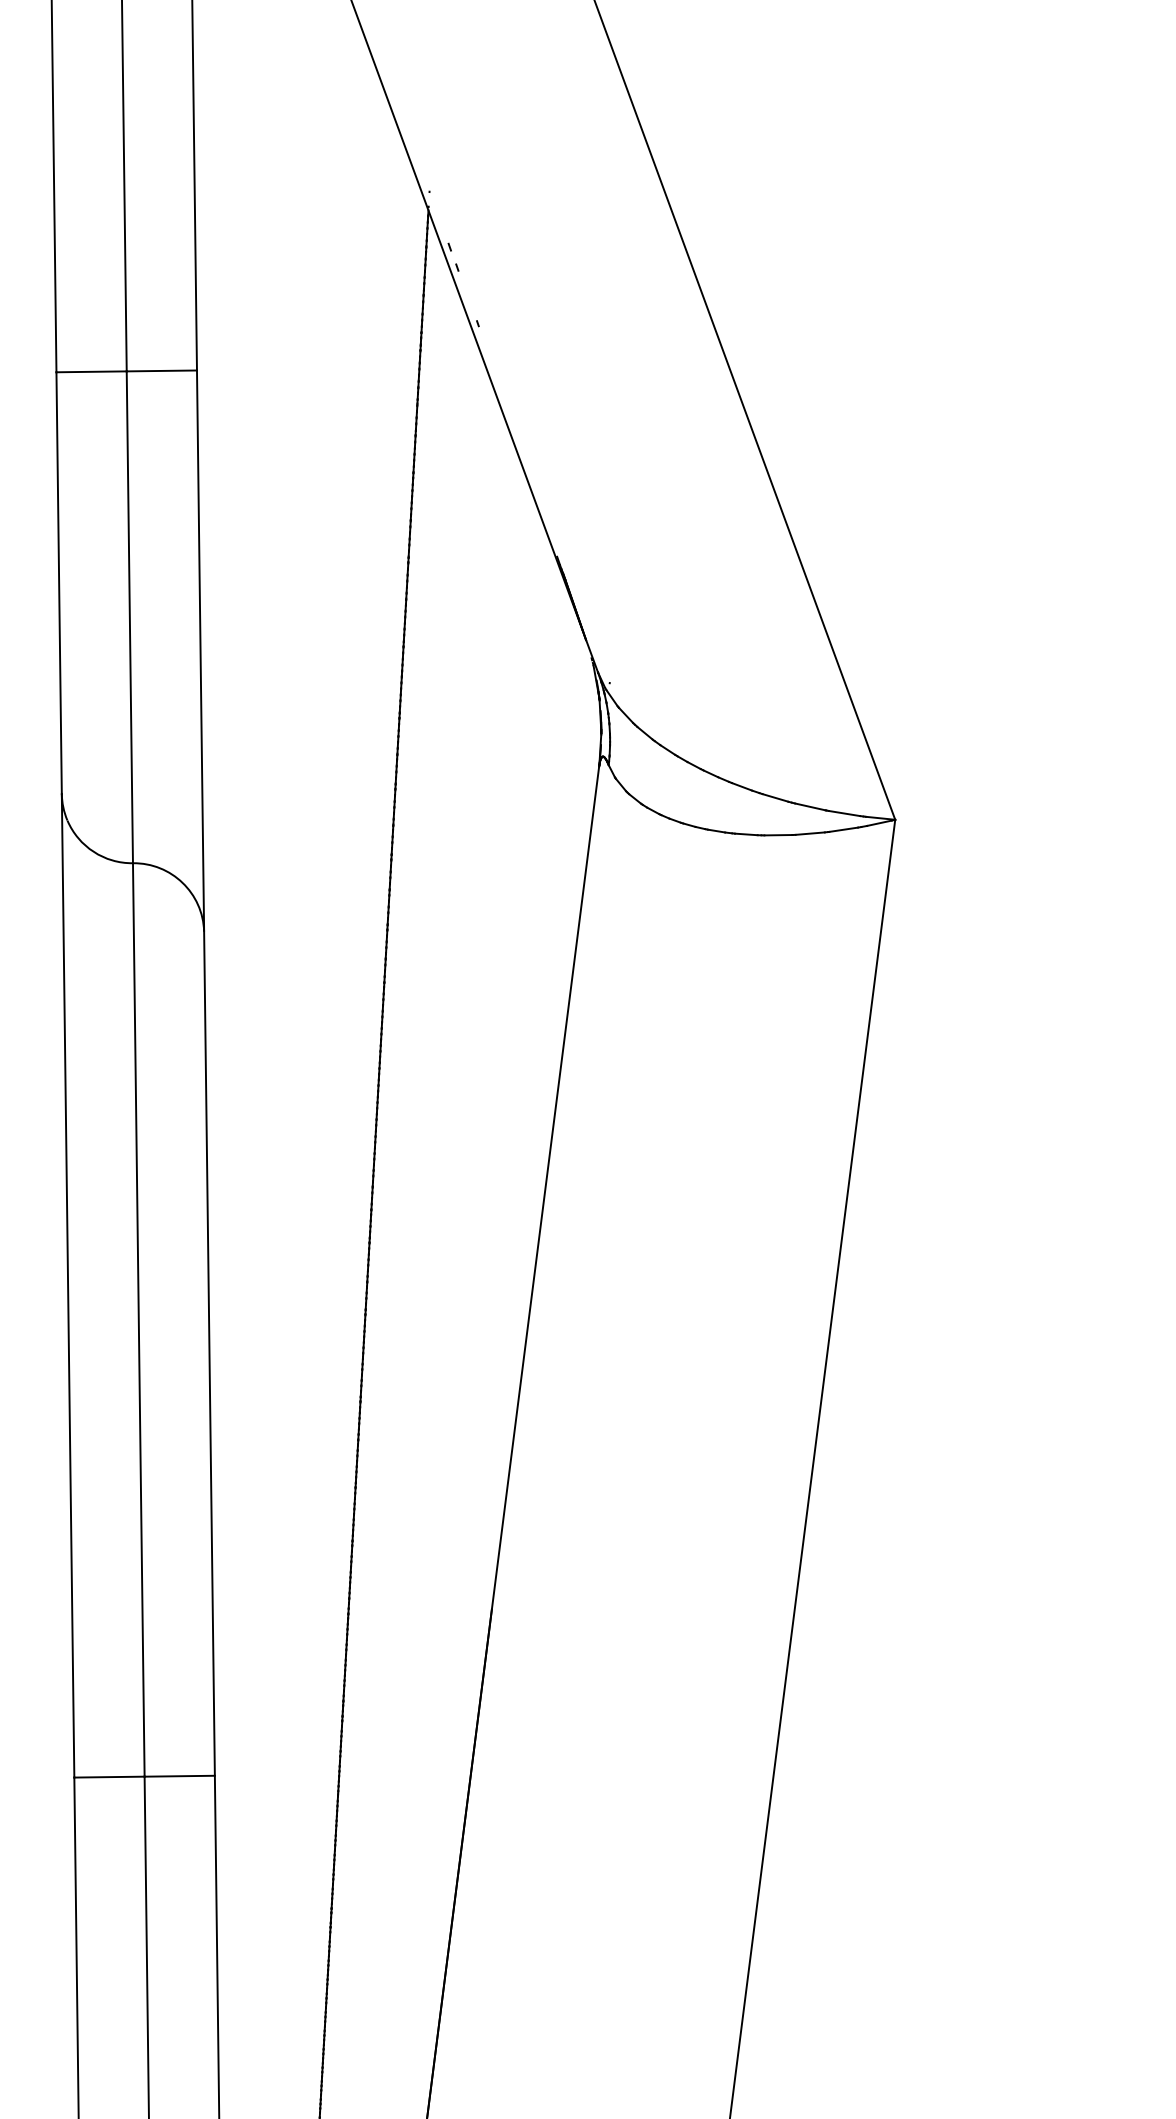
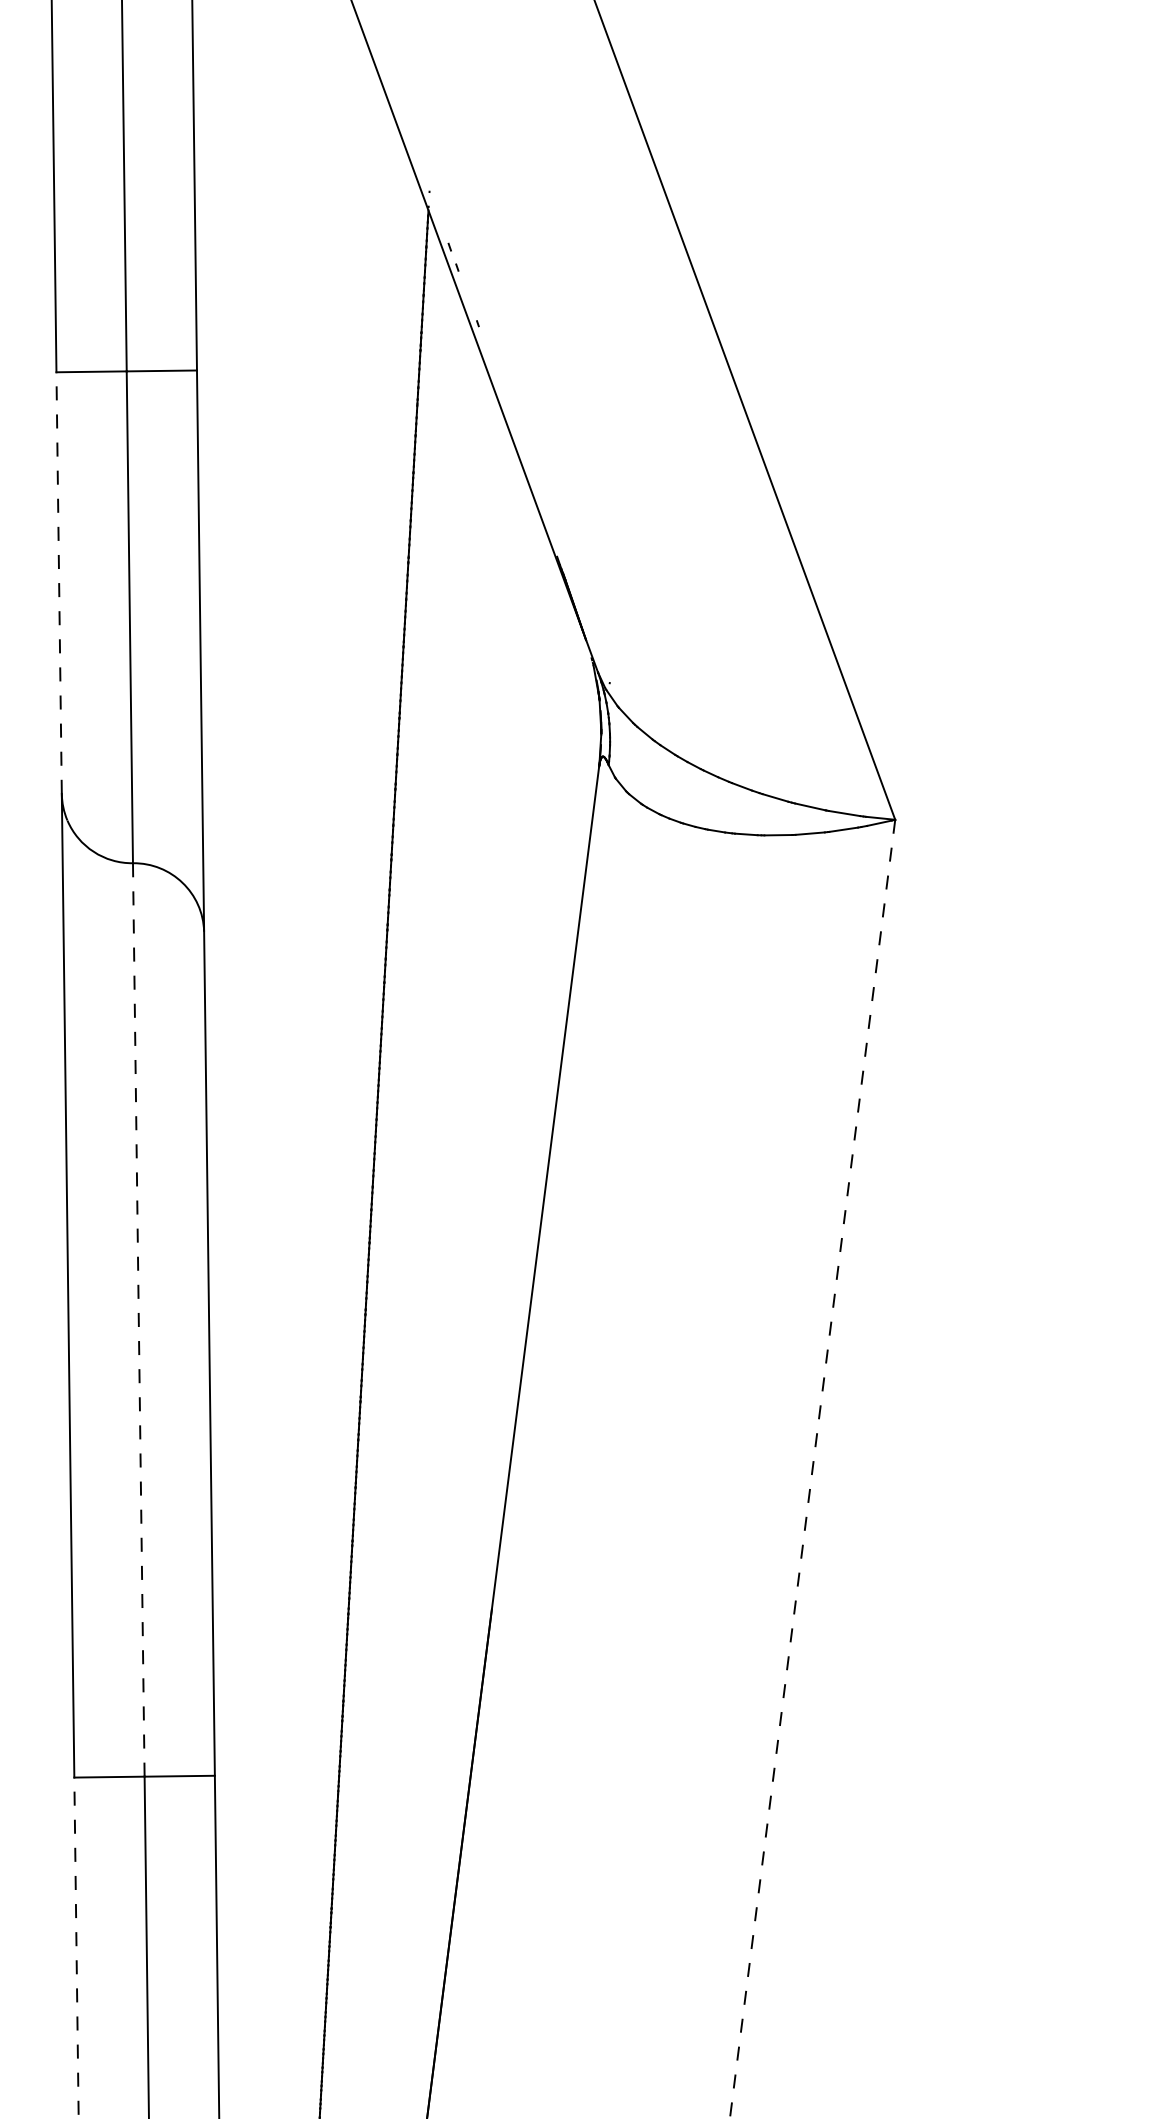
line: solid -> dashed (59, 583)
line: solid -> dashed (138, 1319)
line: solid -> dashed (812, 1469)
line: solid -> dashed (76, 1947)
